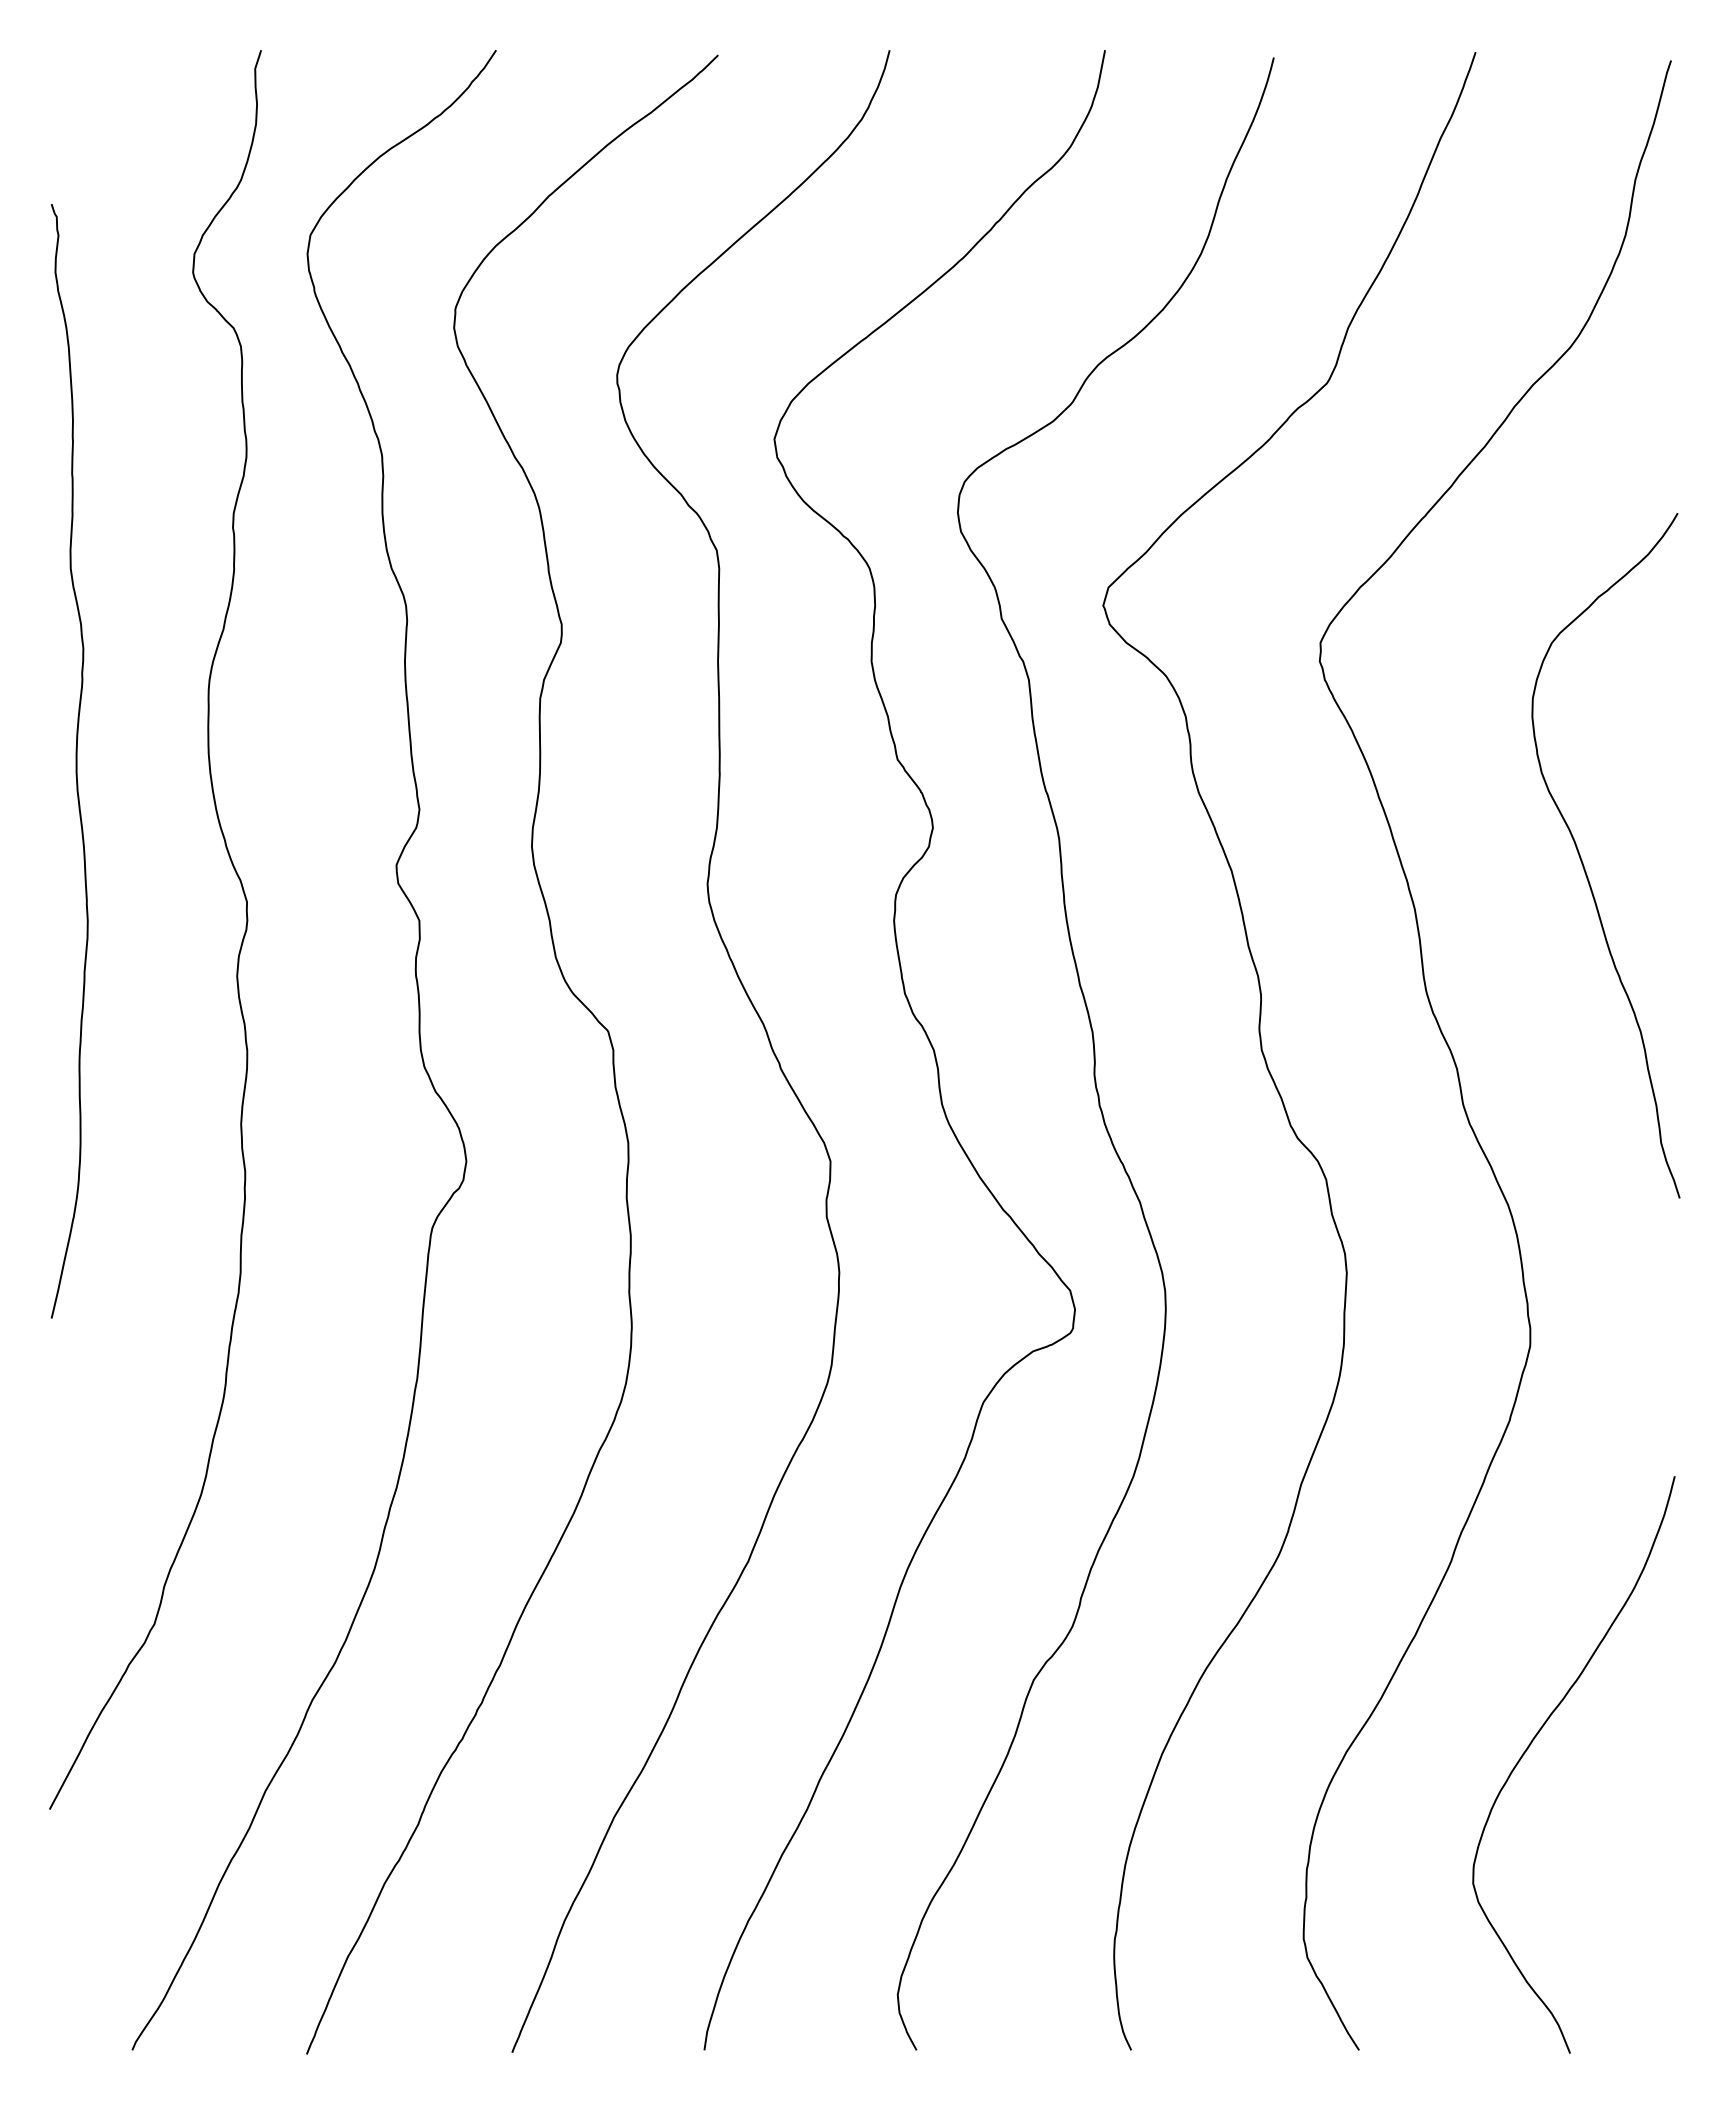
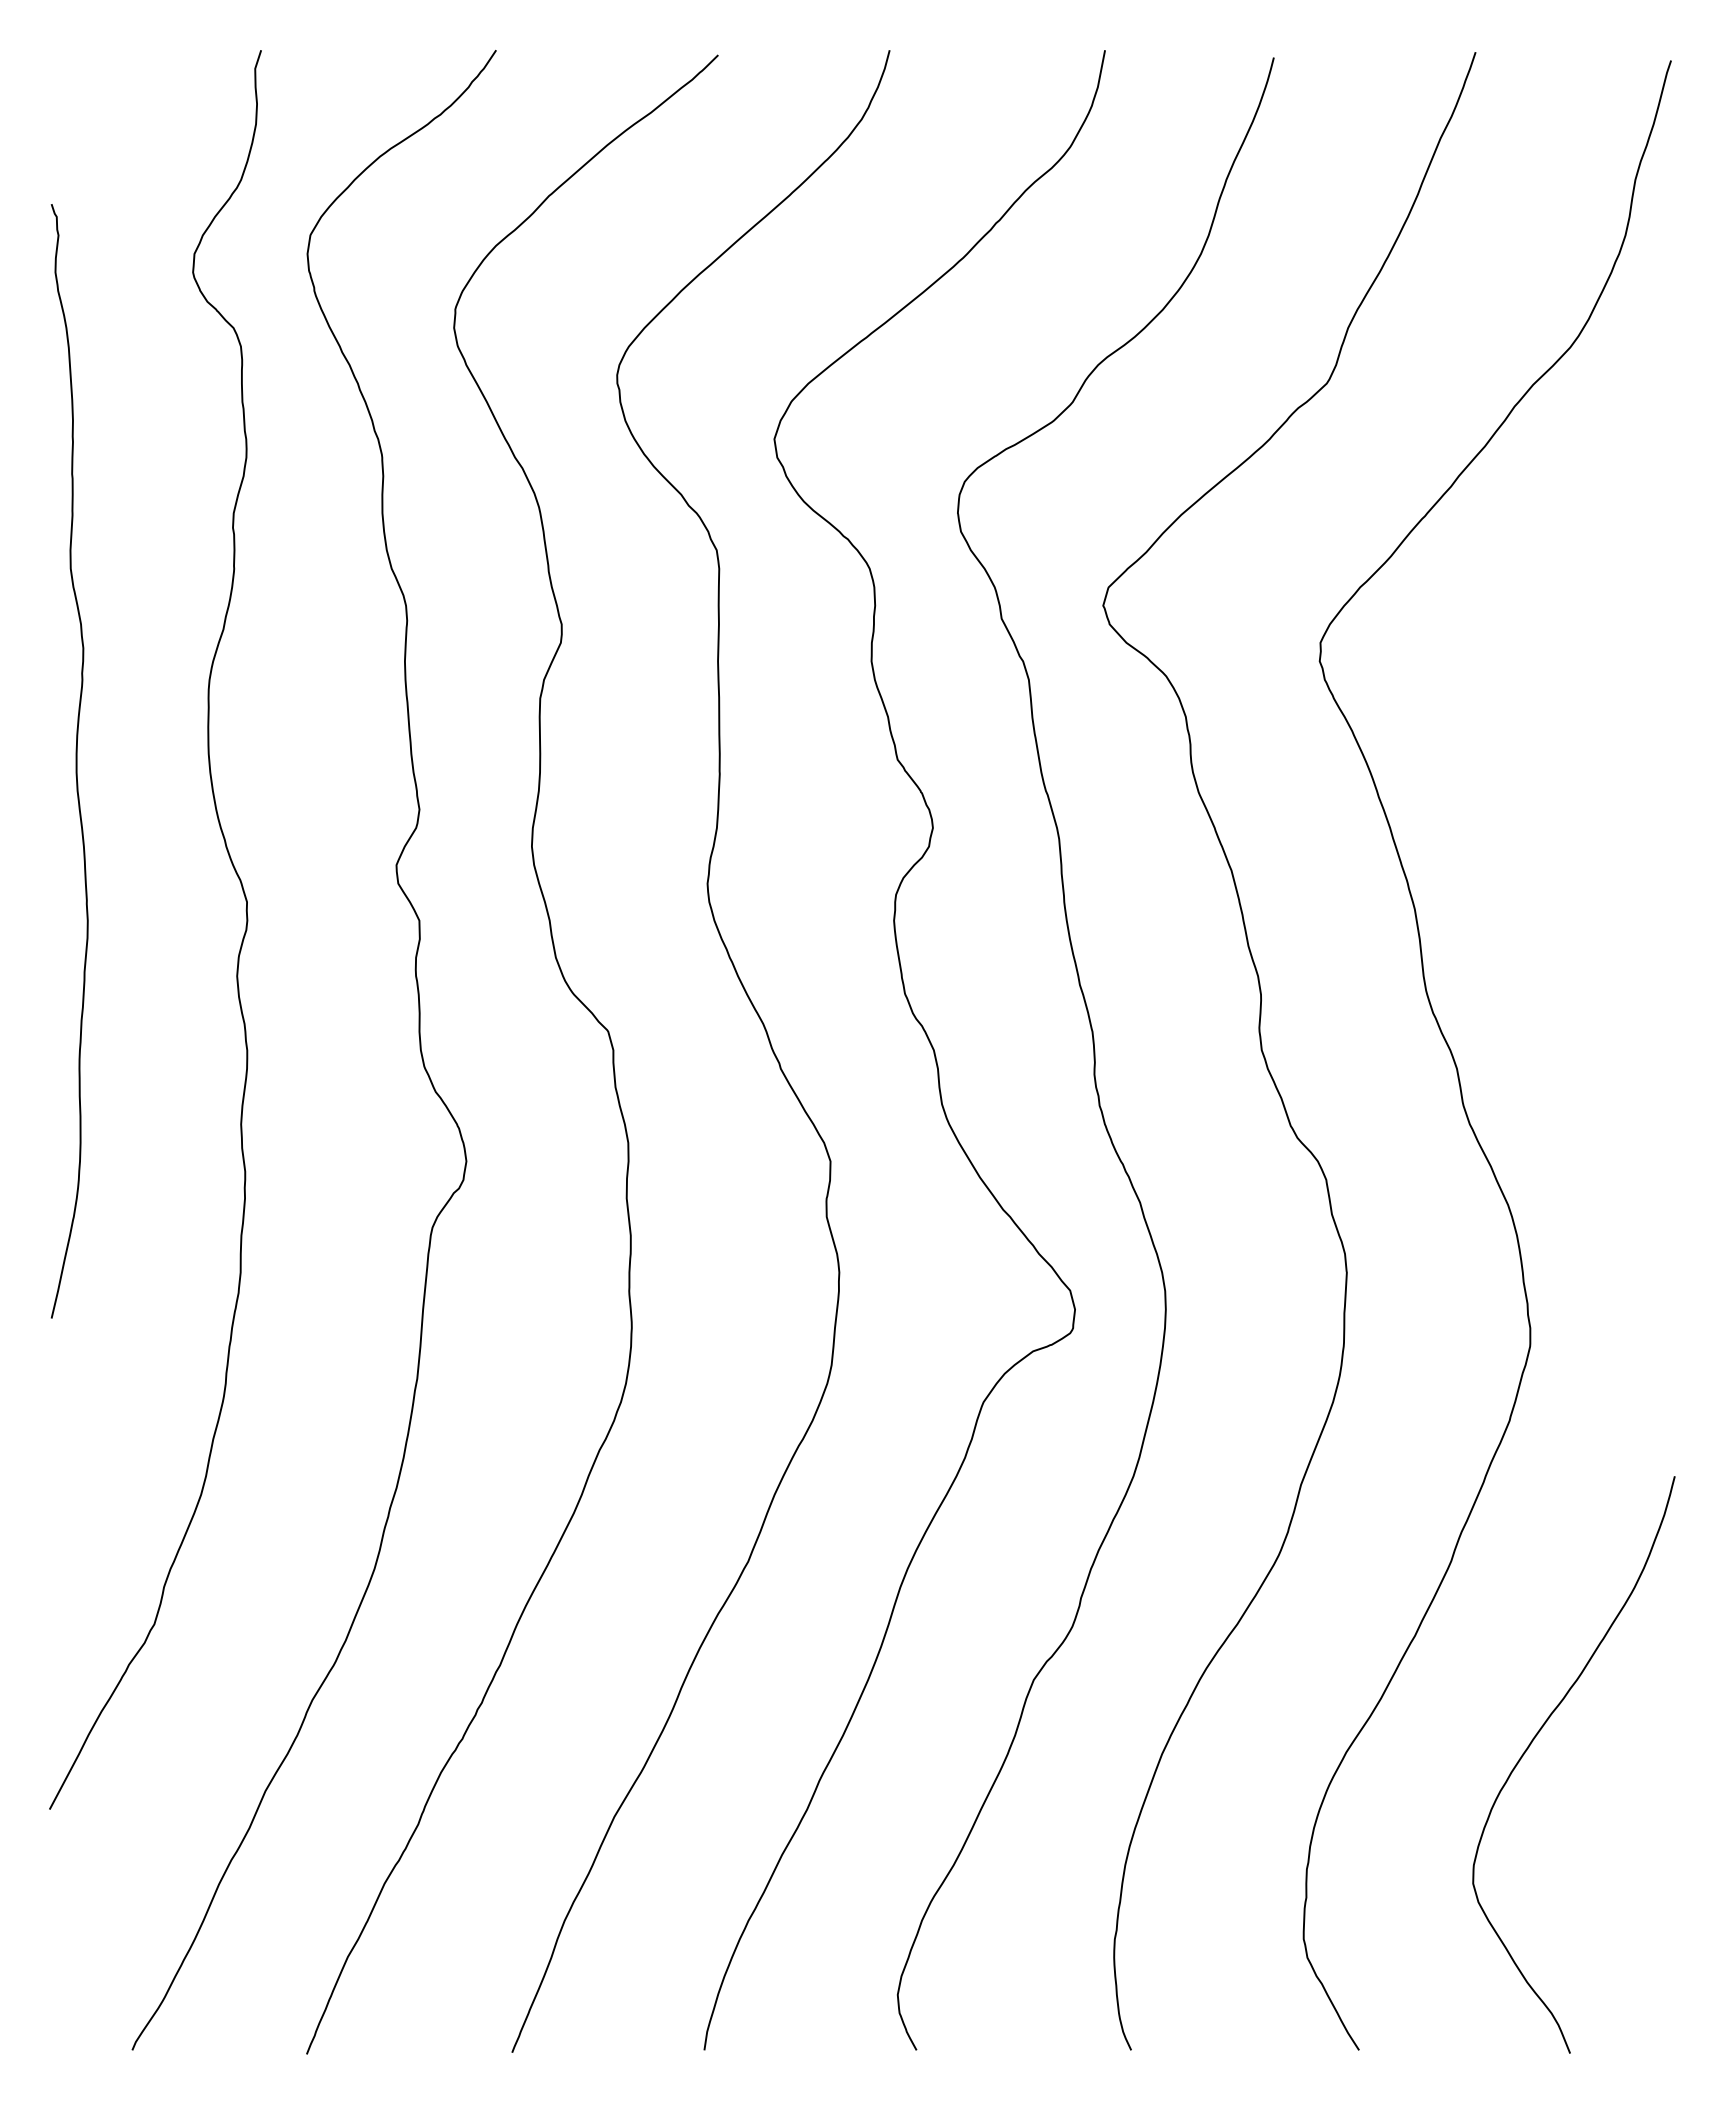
curve: present -> none (1583, 862)
